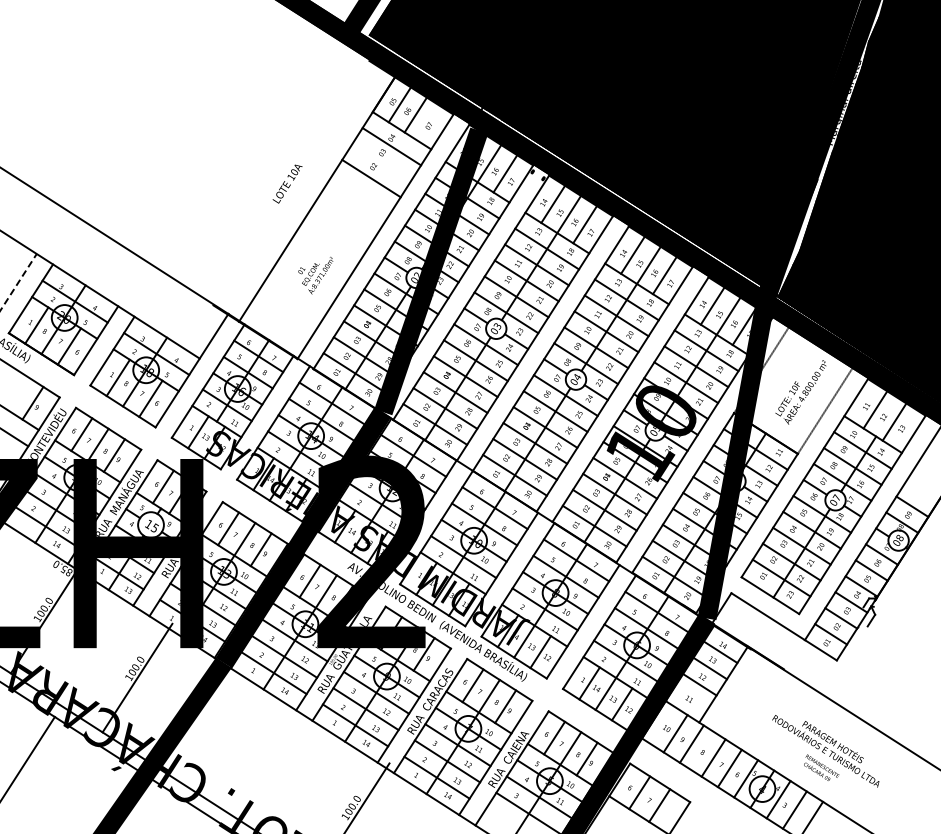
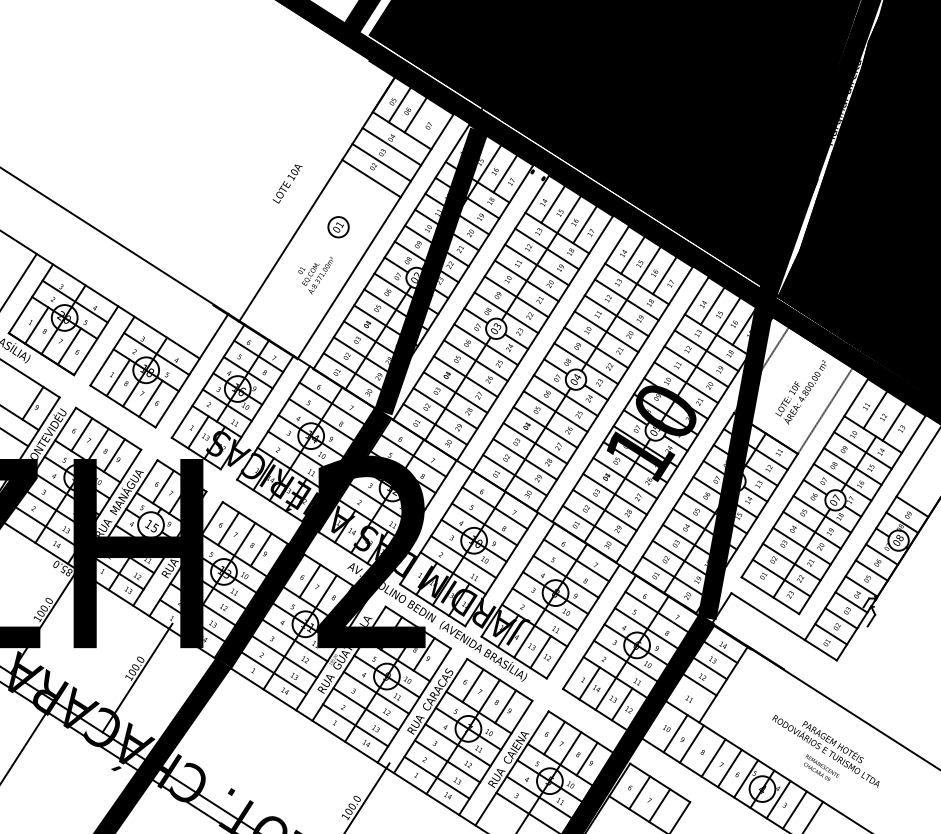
line: none -> present (381, 162)
part: none -> present (338, 227)
line: dashed -> solid (18, 282)
line position: (28, 757) -> (24, 746) (24, 746)
